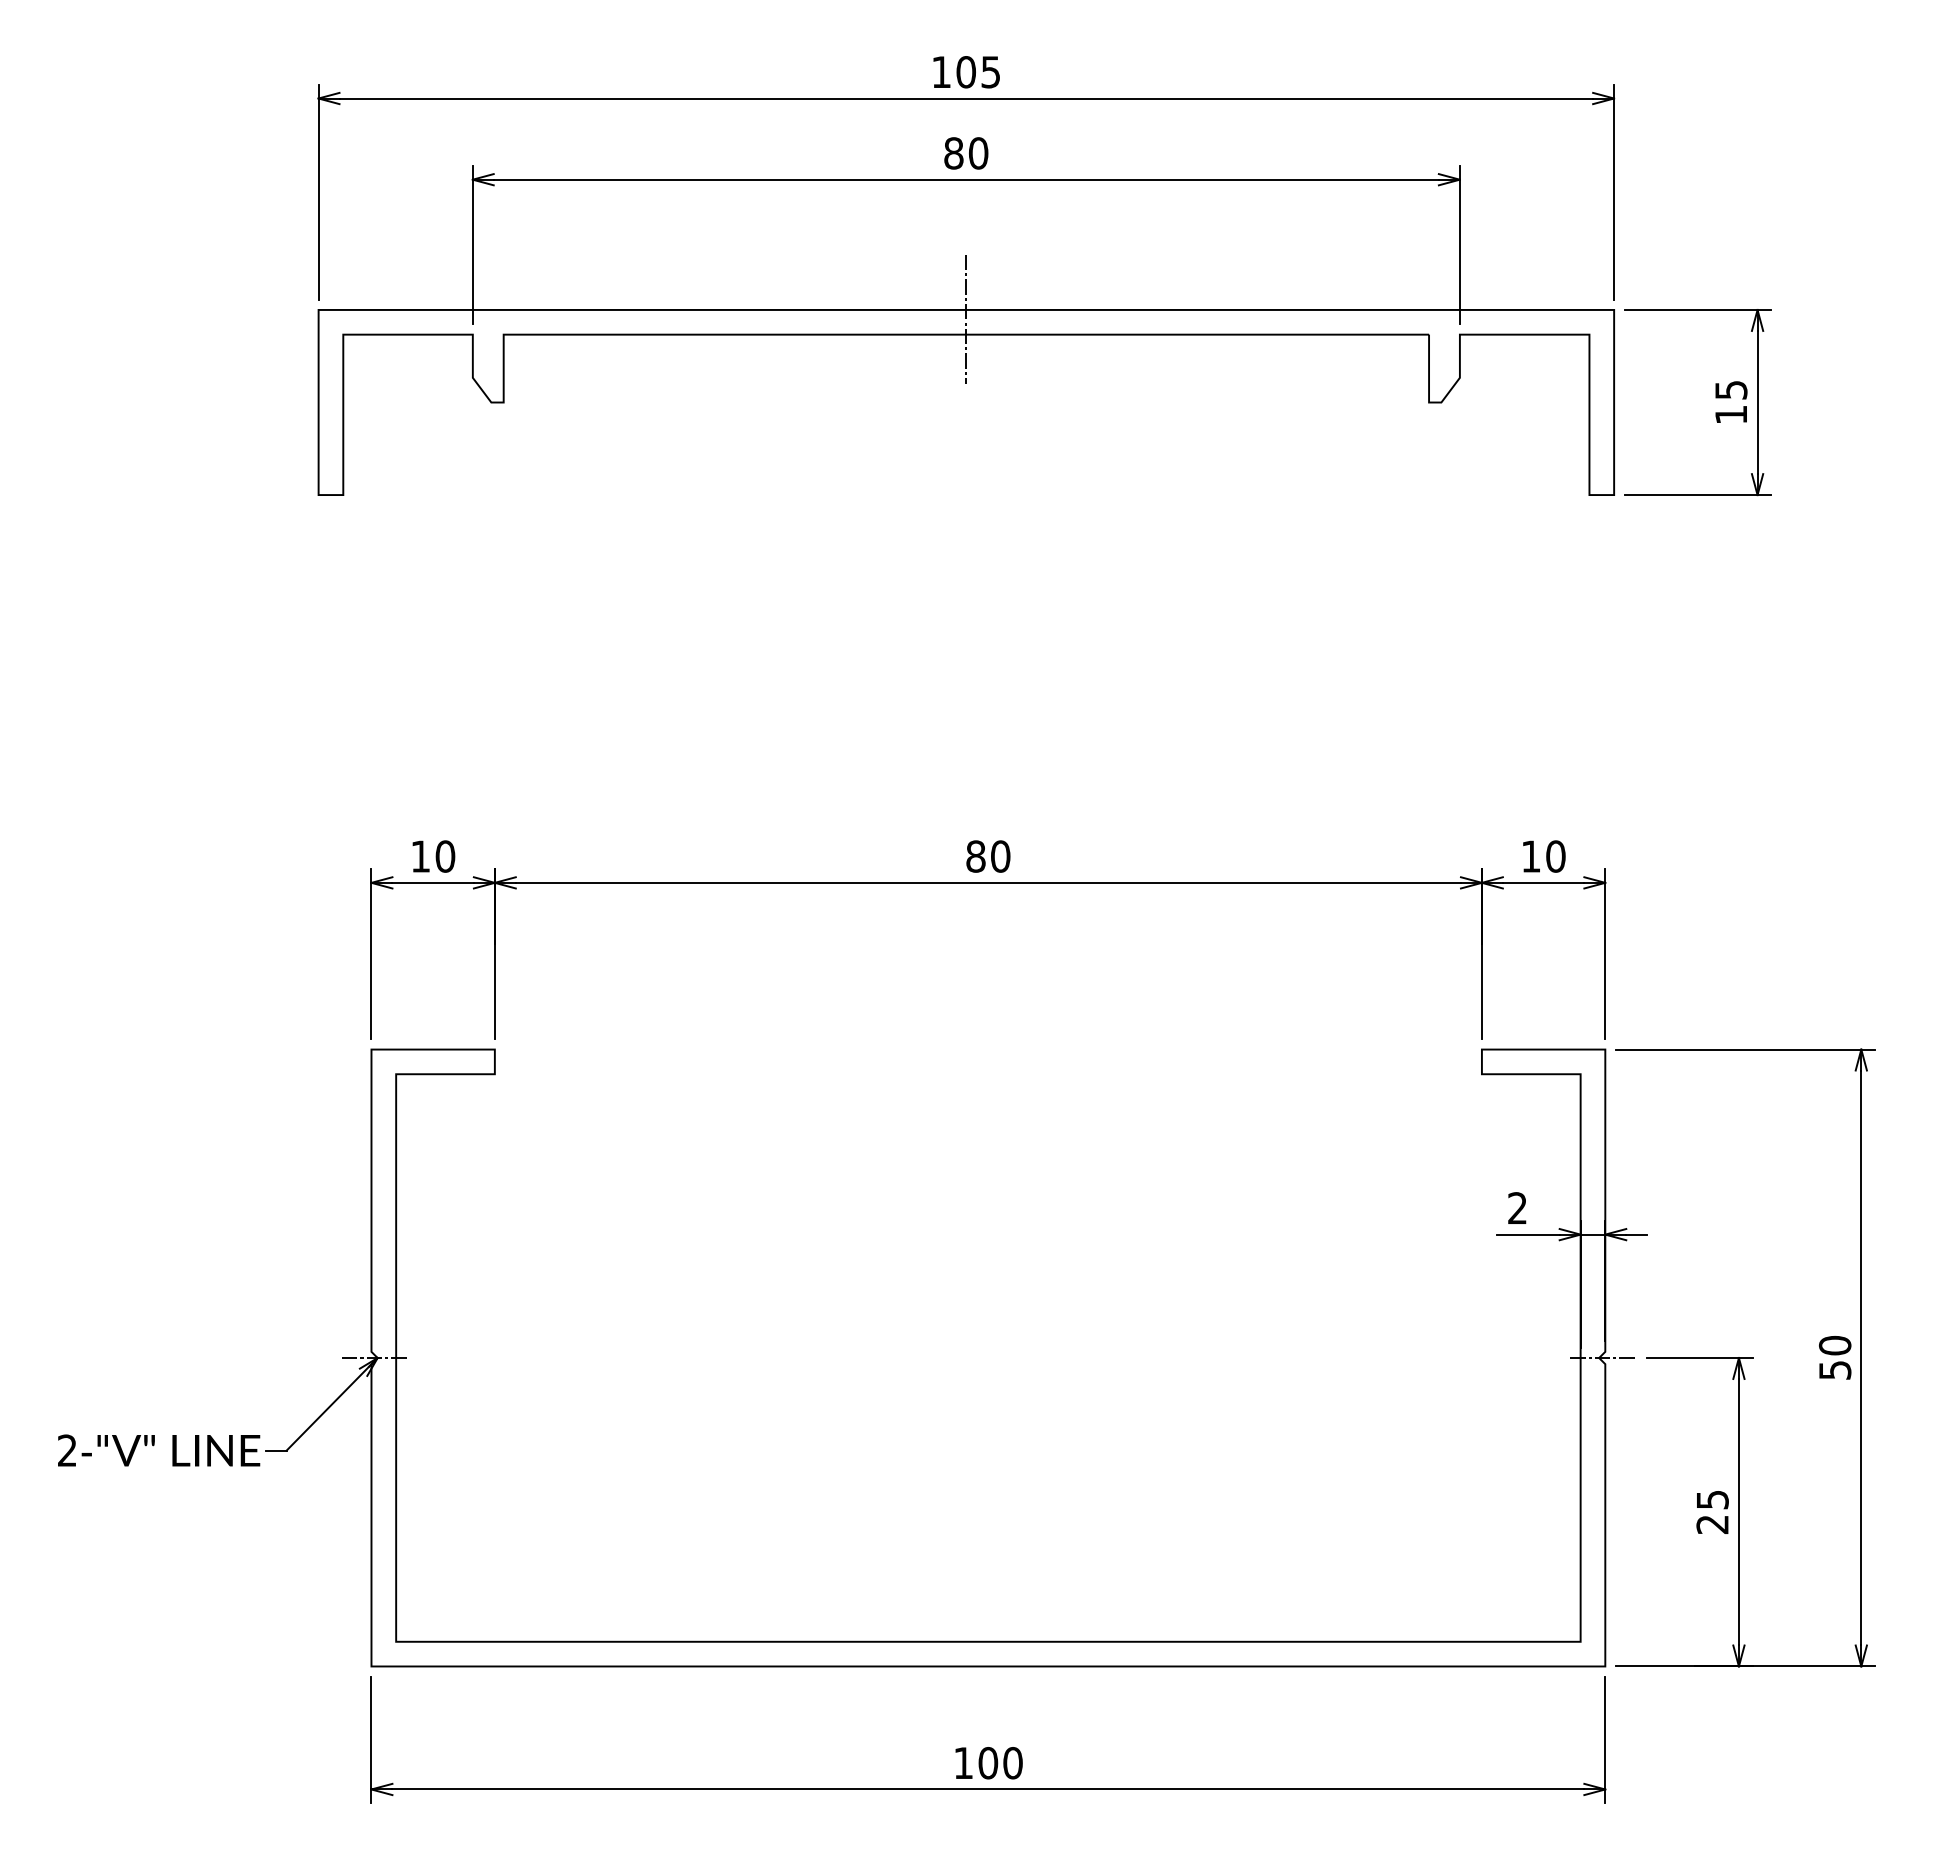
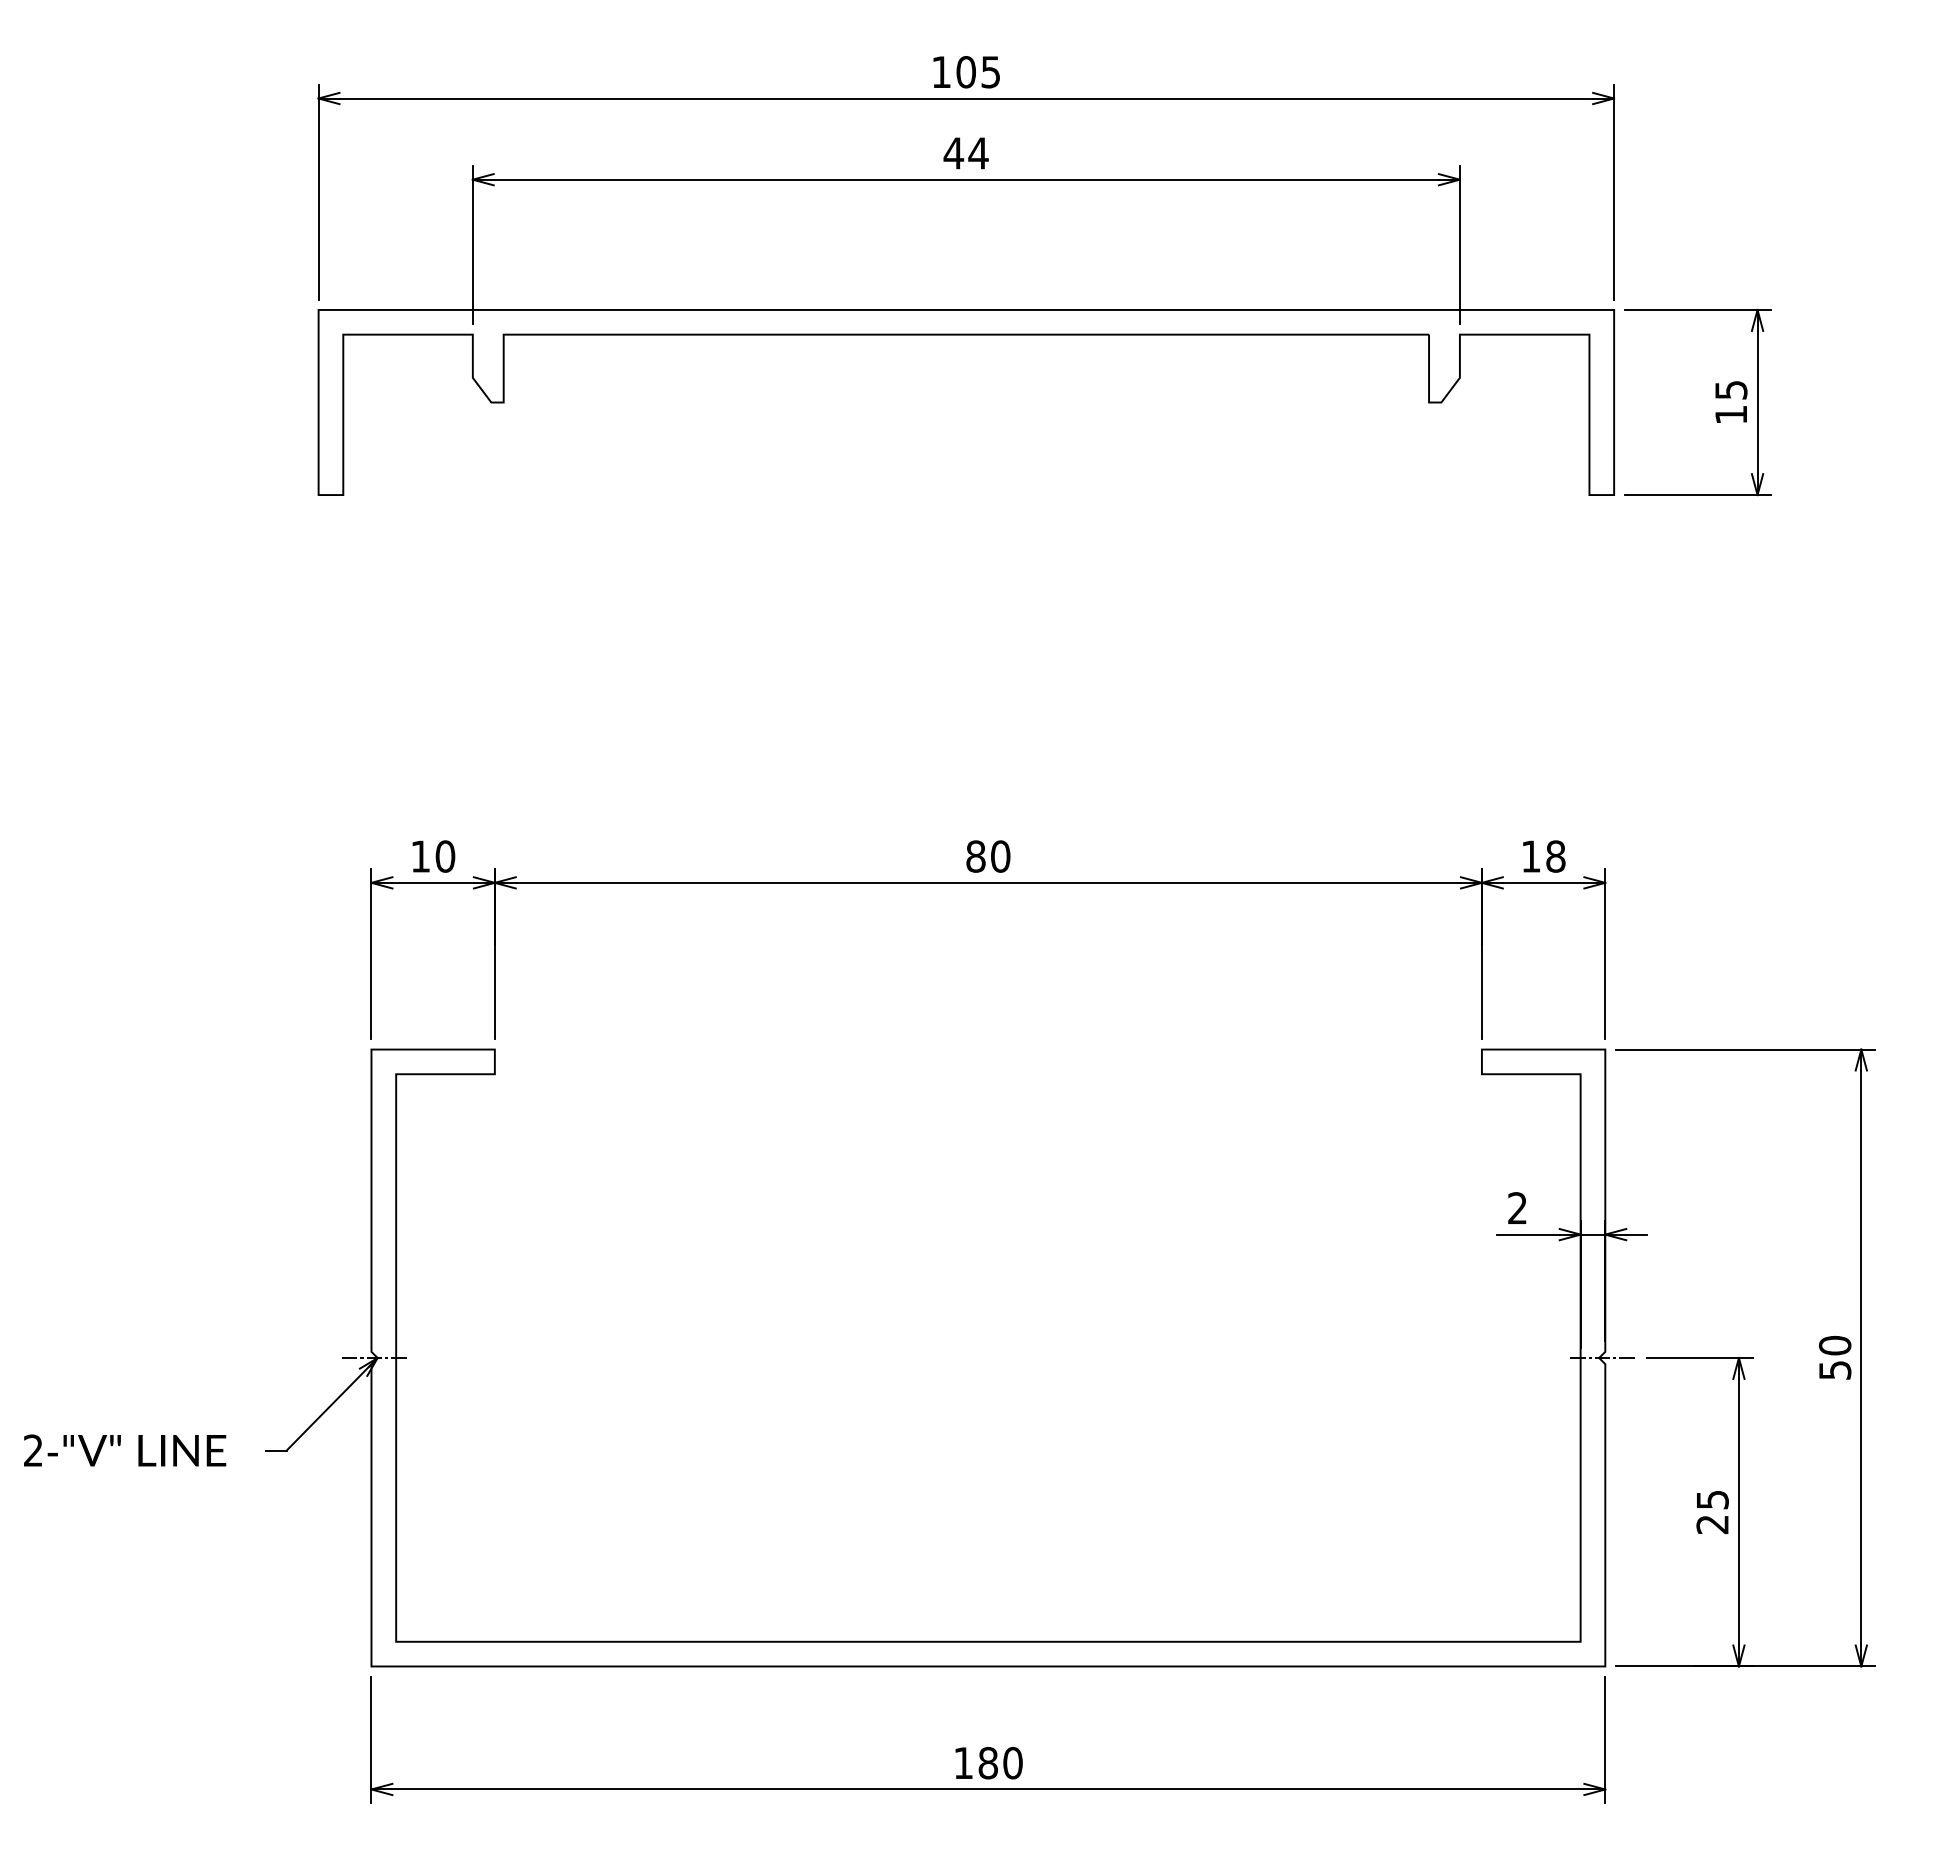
text: 80 -> 44 (965, 153)
line: present -> none (966, 318)
text: 10 -> 18 (1555, 856)
text position: (159, 1450) -> (125, 1450) (125, 1450)
text: 100 -> 180 (988, 1763)
